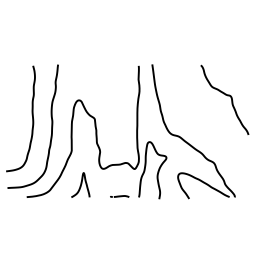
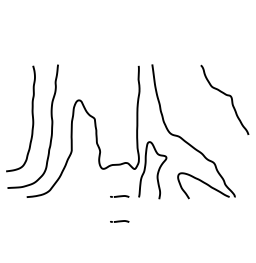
curve: present -> none (80, 184)
line: none -> present (119, 221)
